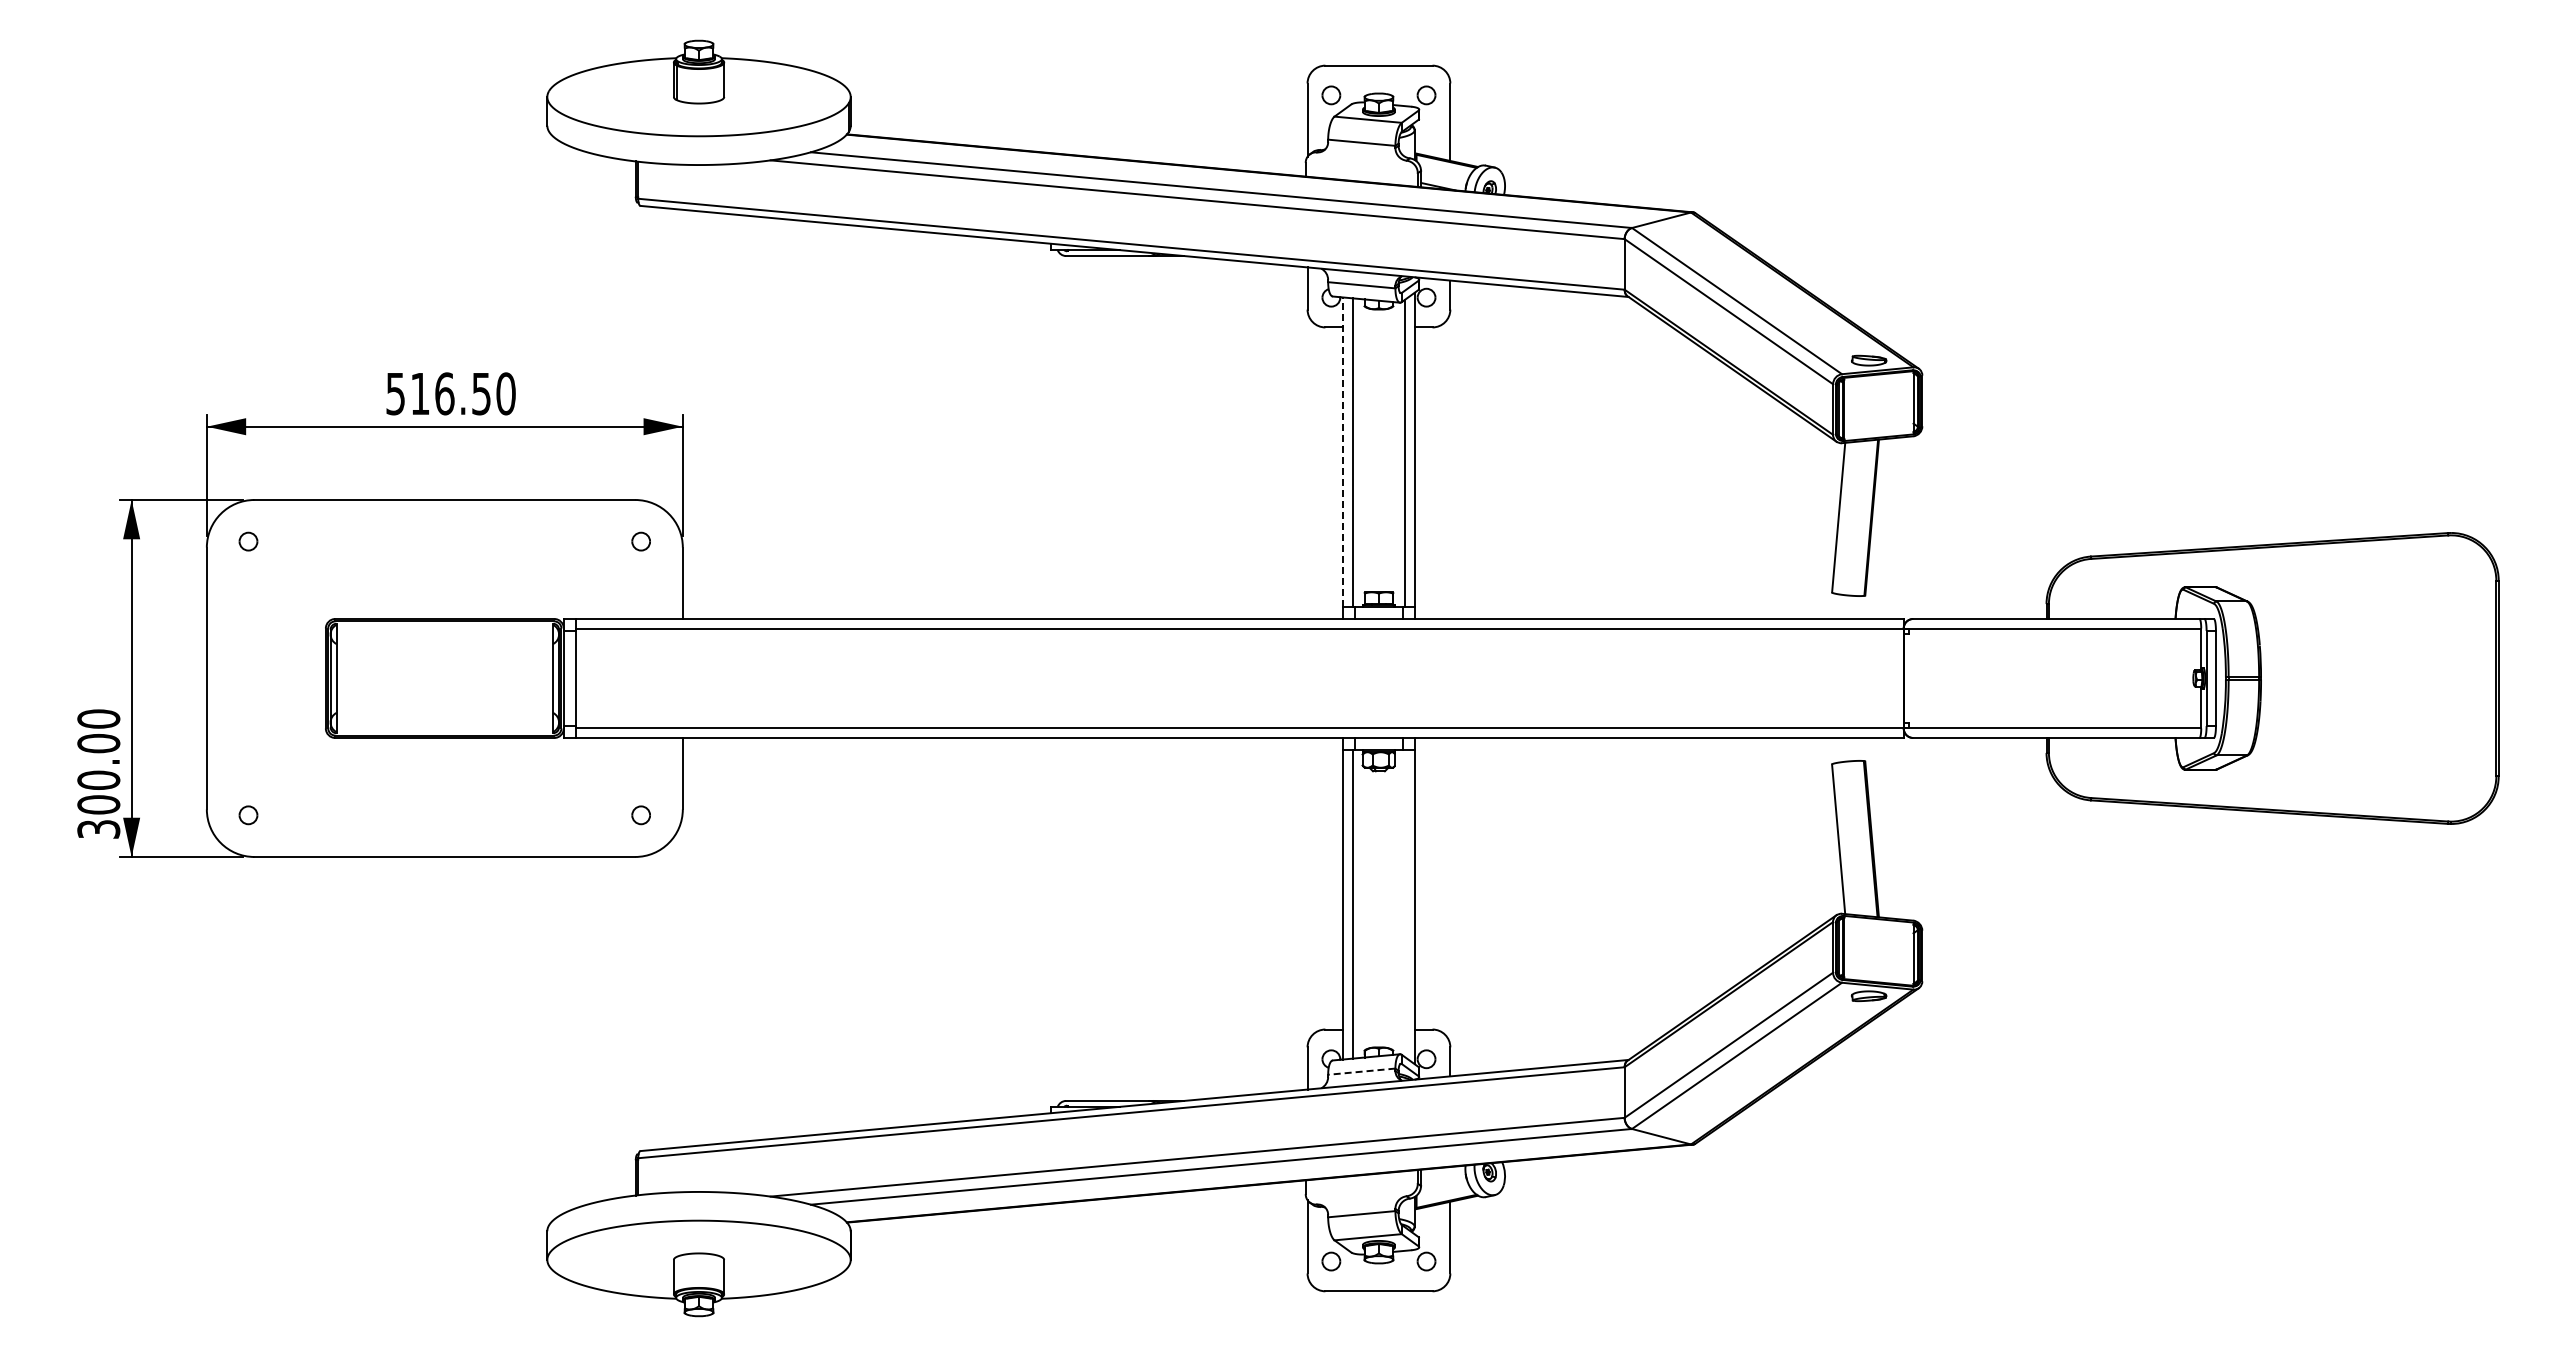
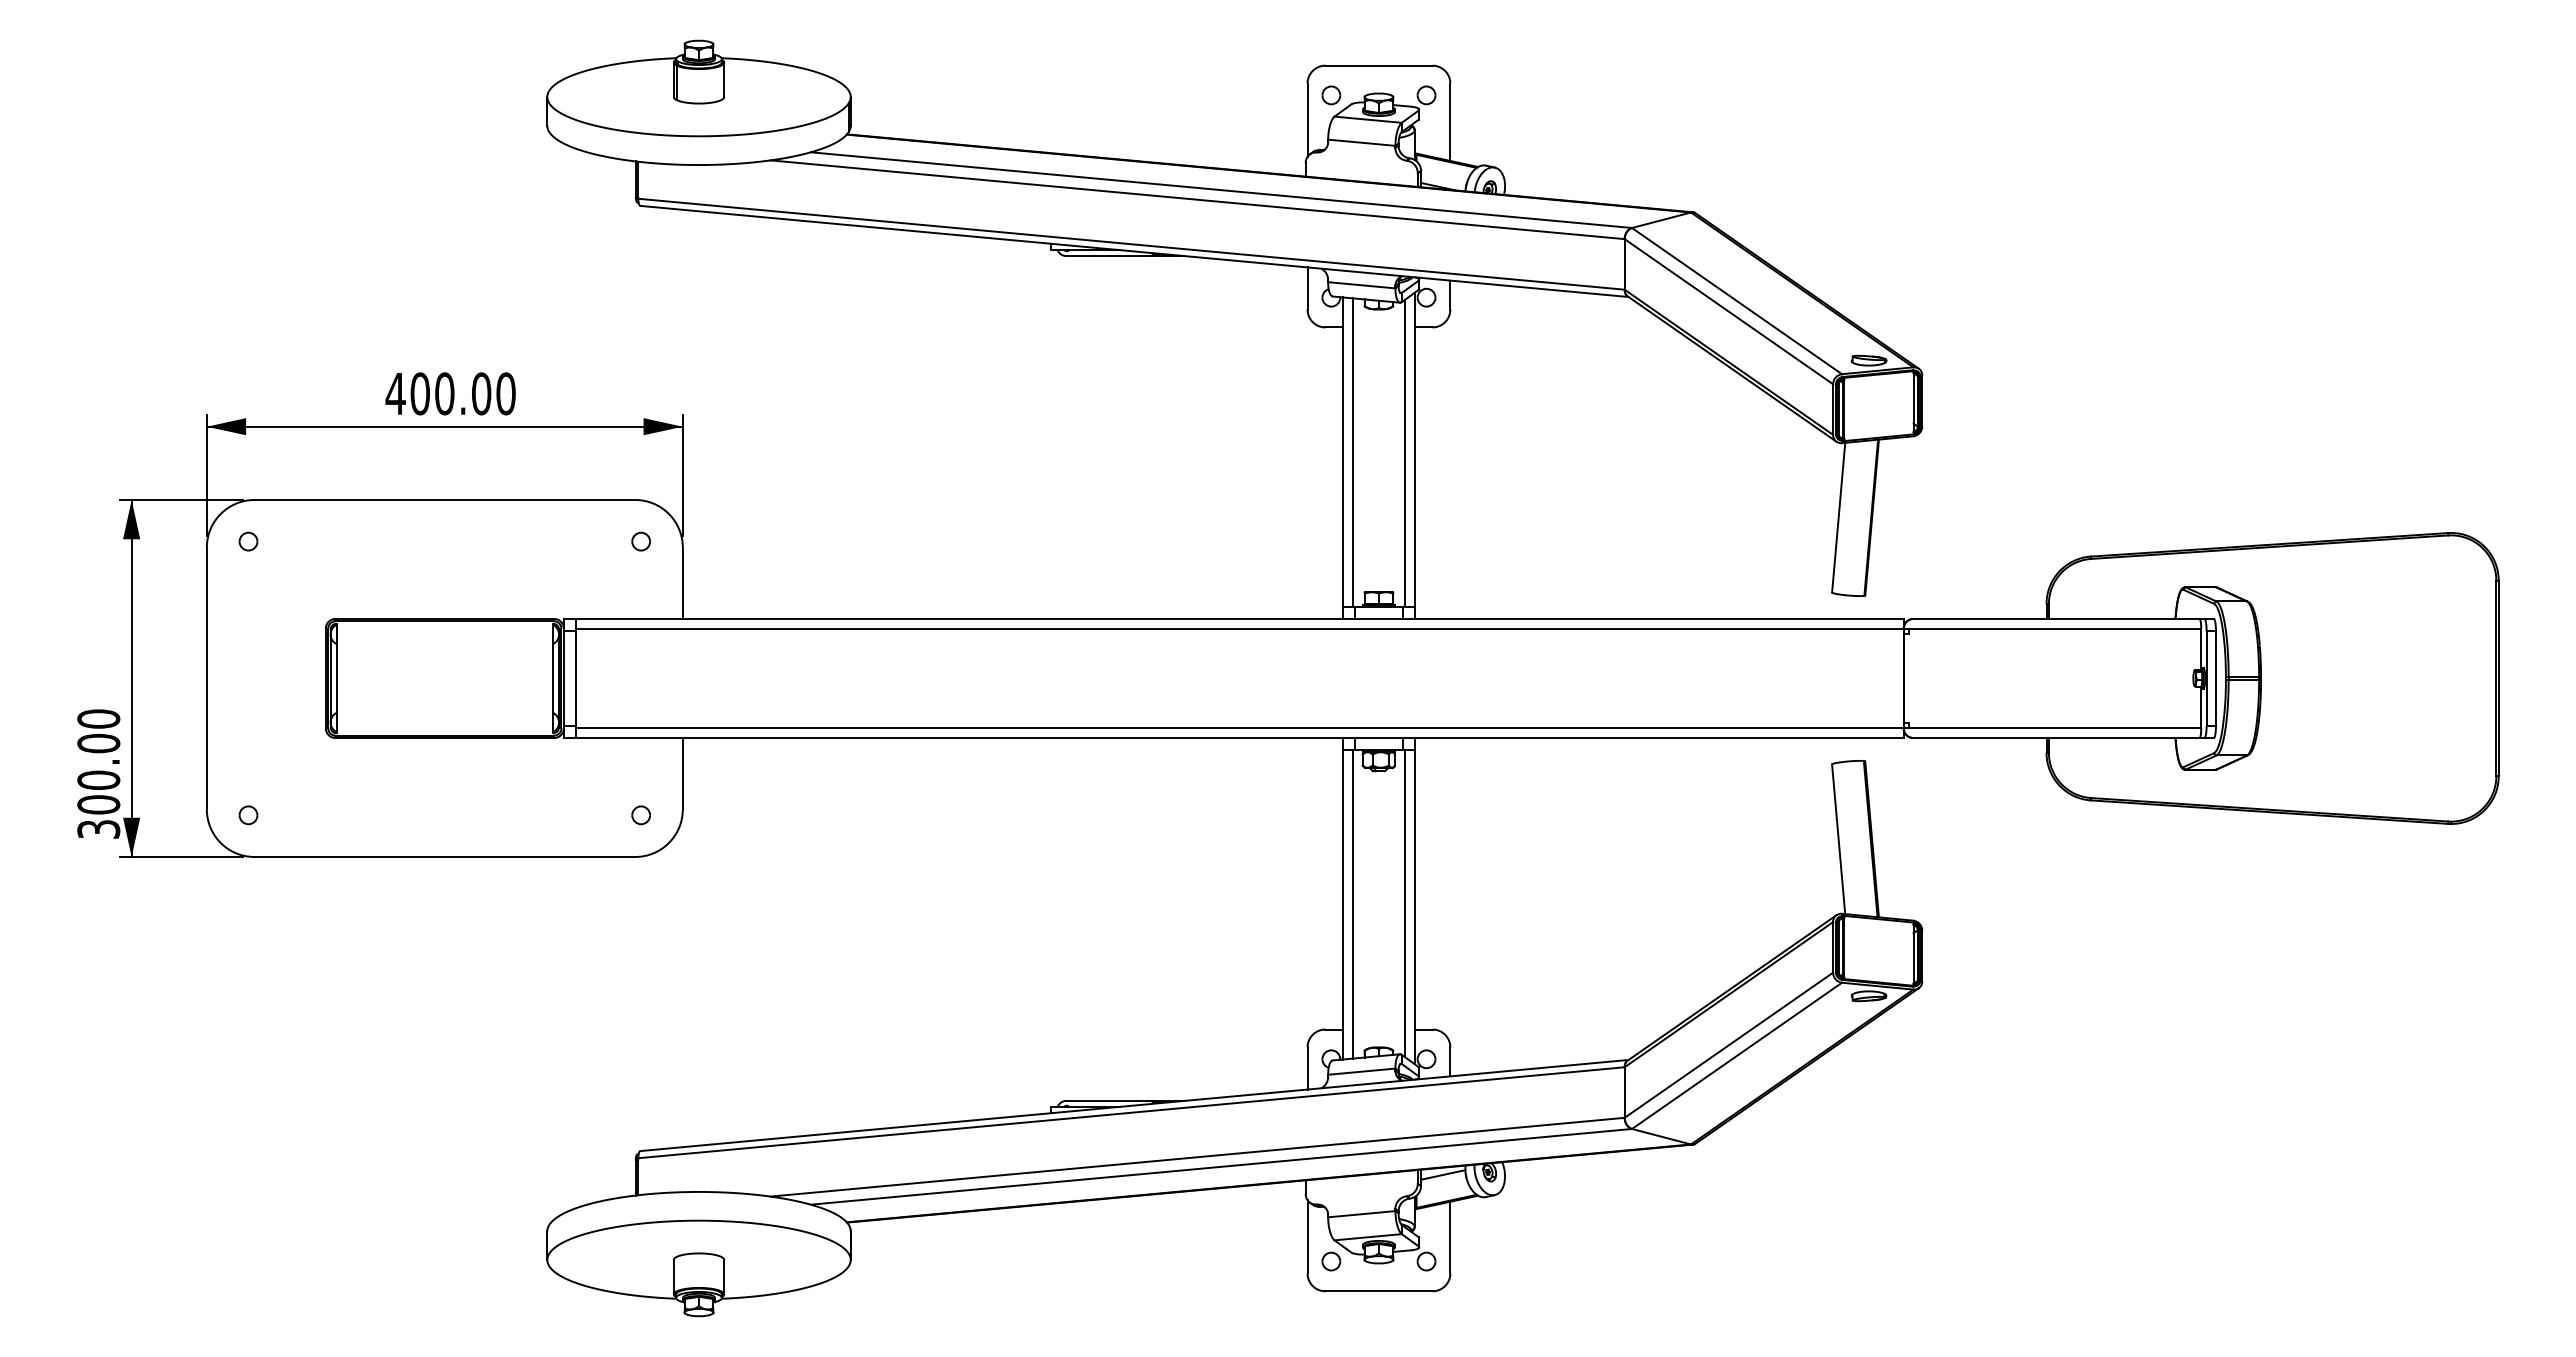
text: 516.50 -> 400.00 (438, 393)
line: dashed -> solid (1343, 452)
line: none -> present (1405, 903)
line: dashed -> solid (1361, 1071)
line: none -> present (1443, 1174)
